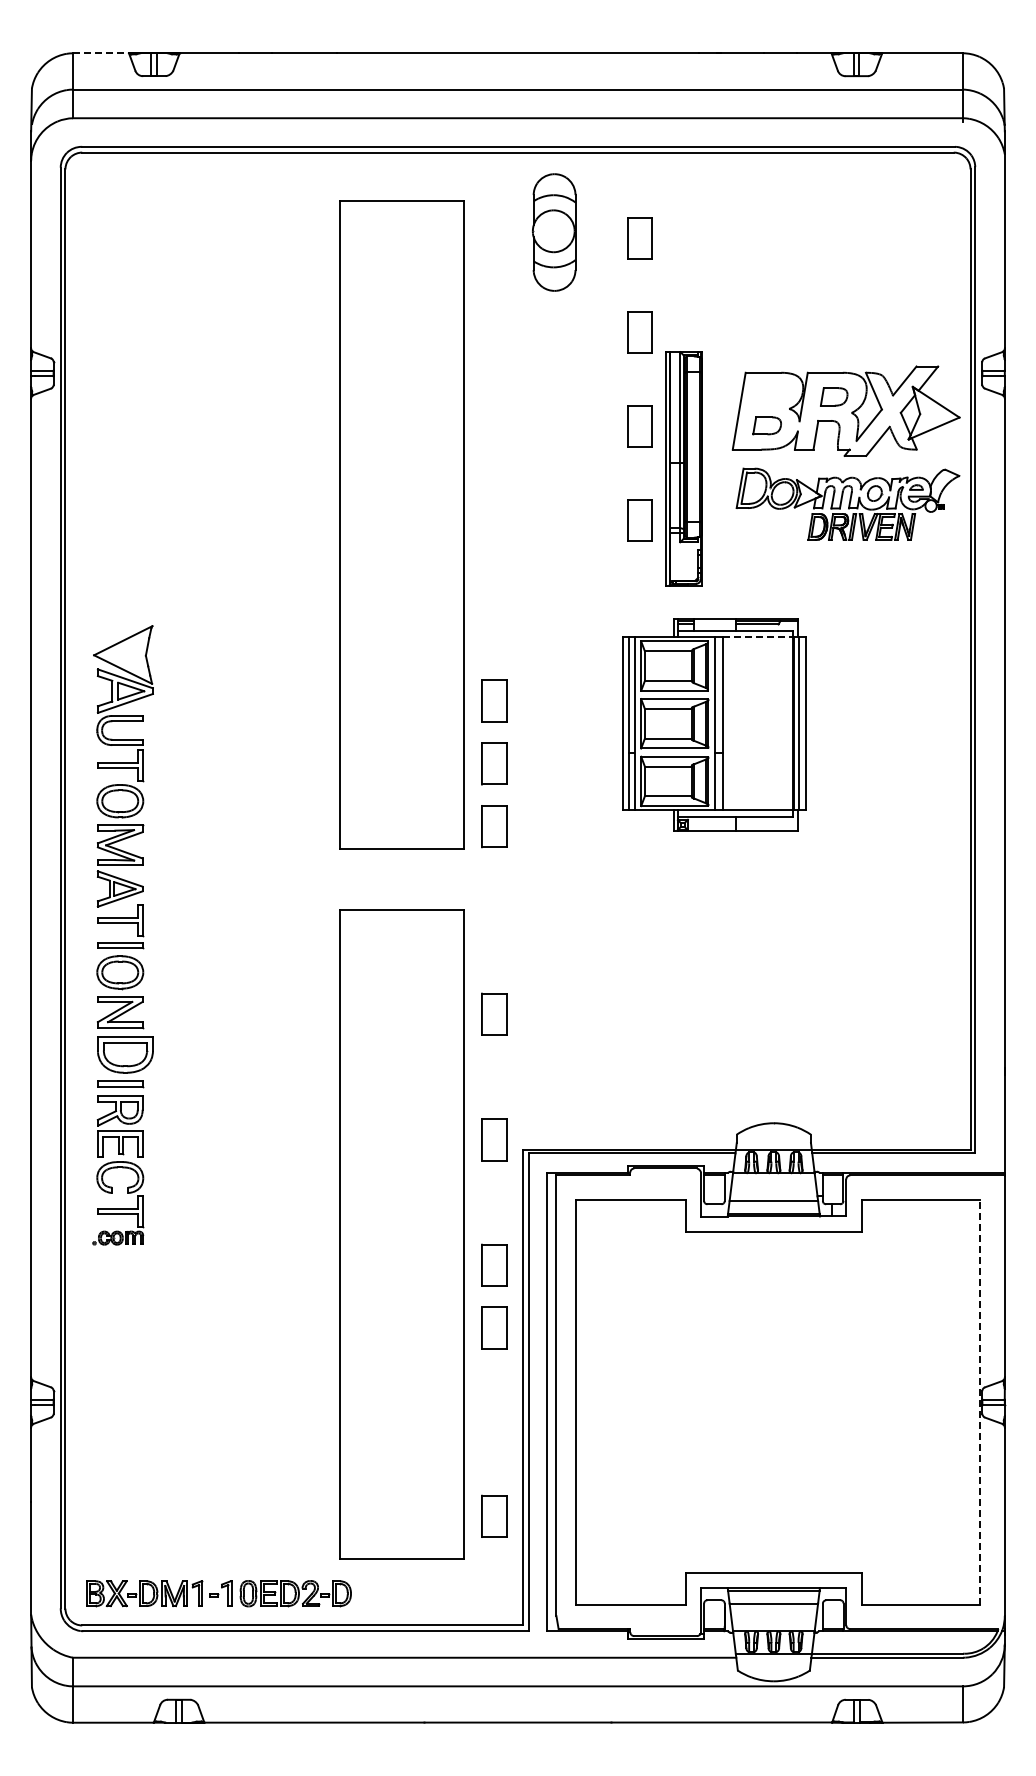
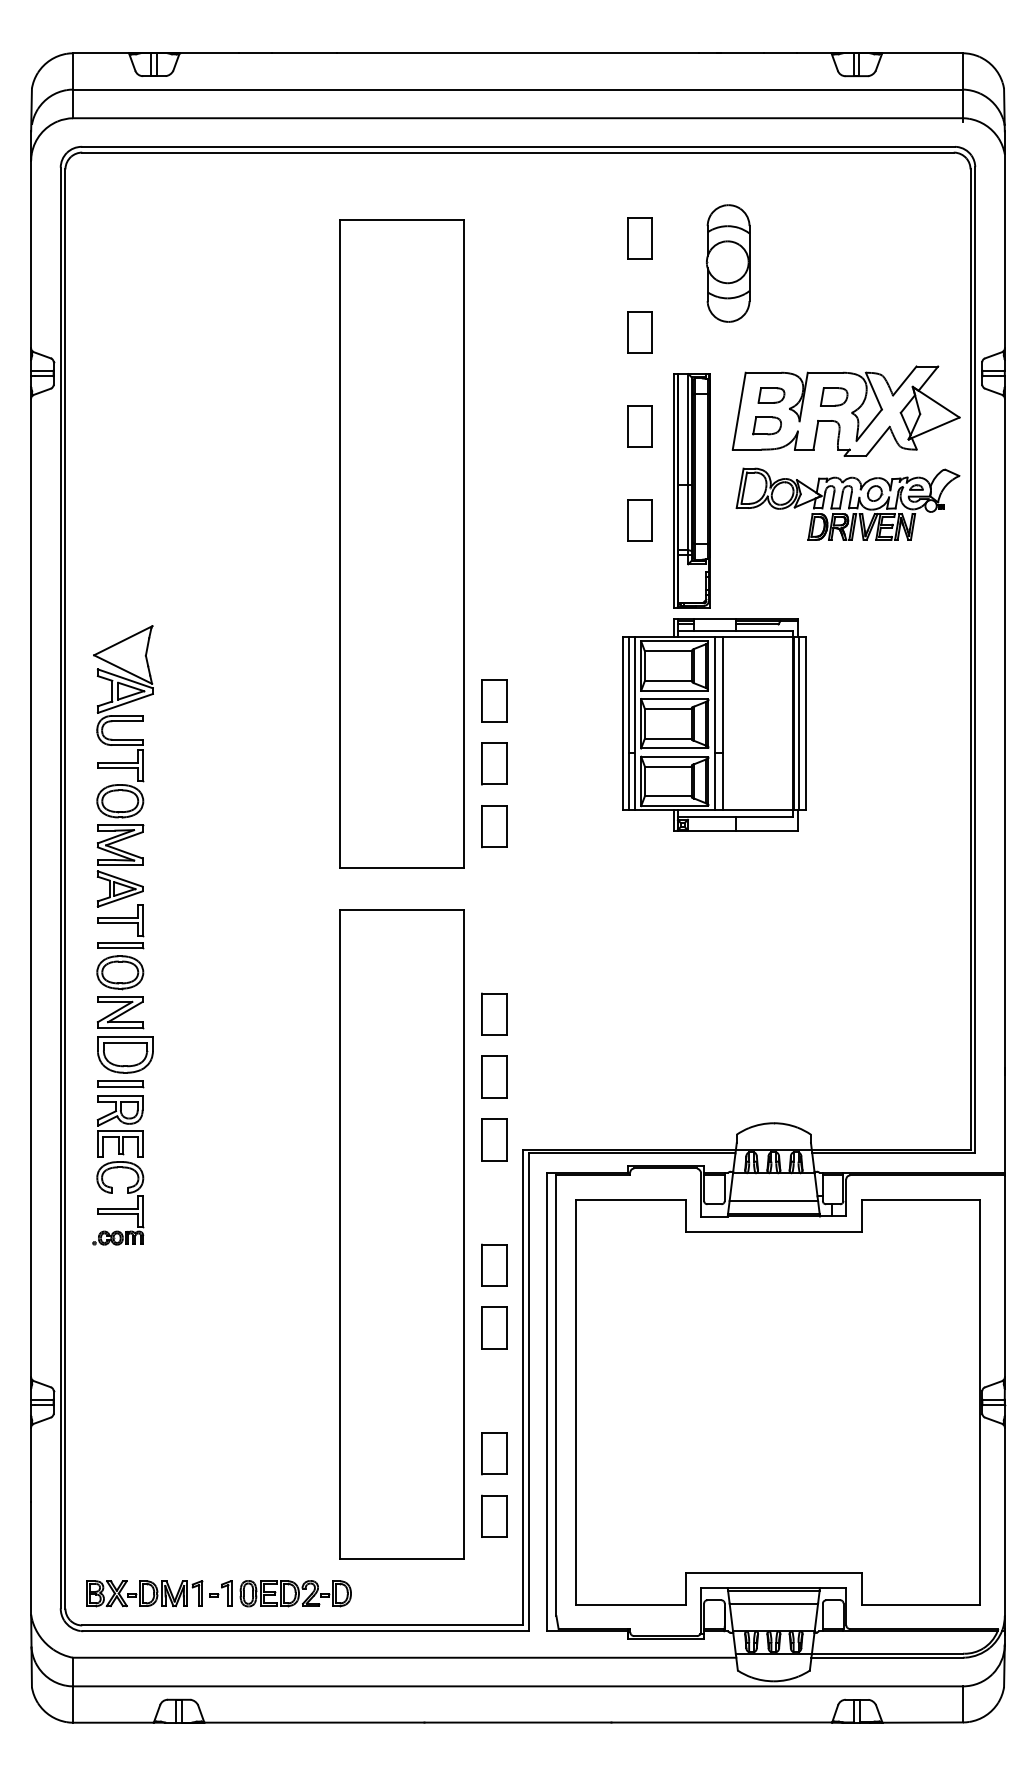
line: dashed -> solid (101, 53)
part position: (554, 232) -> (728, 263) (728, 263)
part: none -> present (771, 395)
part position: (683, 468) -> (691, 490) (691, 490)
part position: (401, 524) -> (401, 543) (401, 543)
line: dashed -> solid (758, 637)
part: none -> present (494, 1076)
line: dashed -> solid (980, 1402)
part: none -> present (494, 1453)
